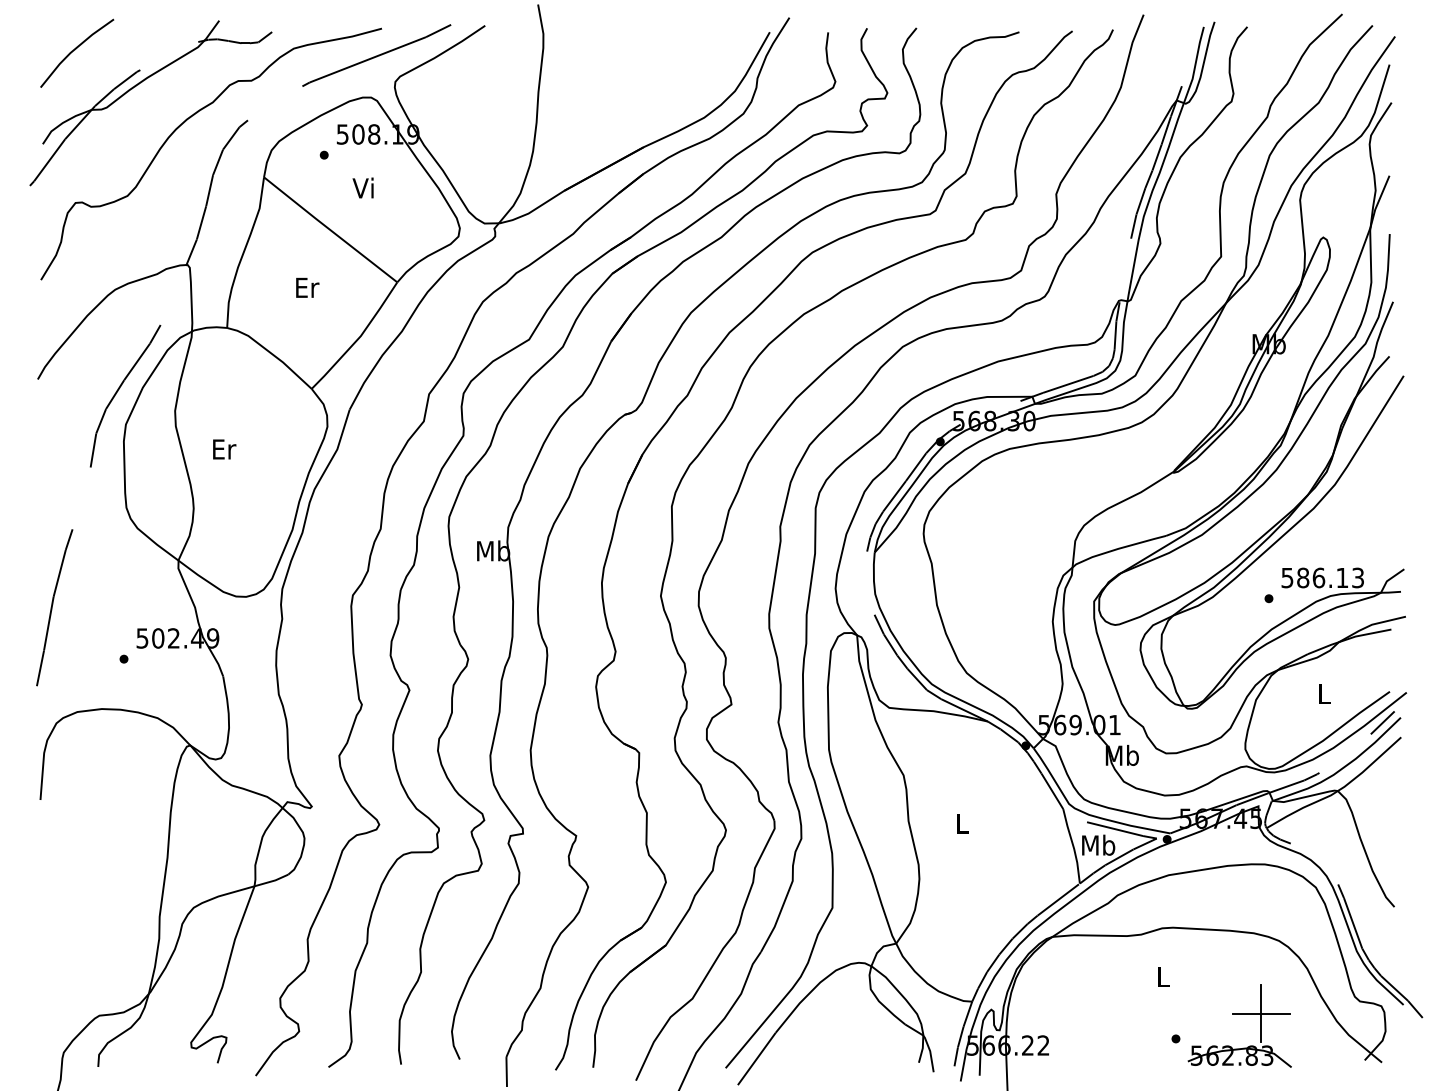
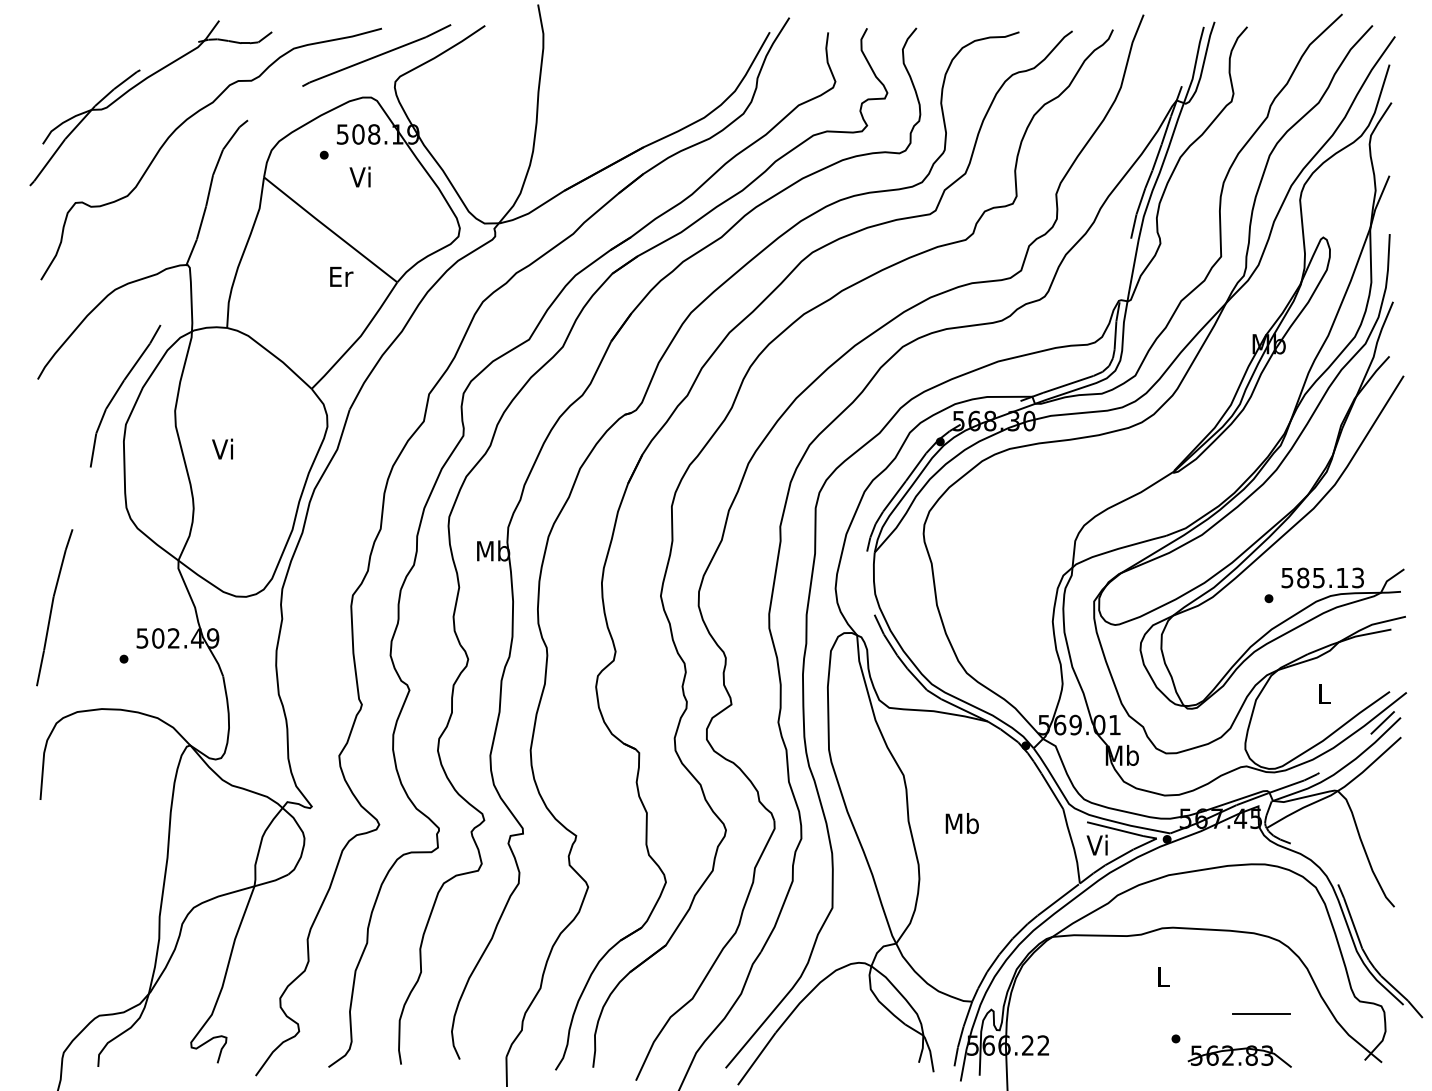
line: present -> none (75, 50)
text position: (362, 187) -> (359, 176) (359, 176)
text position: (307, 287) -> (341, 276) (341, 276)
text: Er -> Vi (224, 448)
text: 586.13 -> 585.13 (1318, 577)
text: L -> Mb (961, 823)
text: Mb -> Vi (1098, 844)
line: present -> none (1261, 1013)
